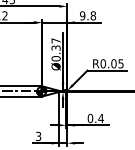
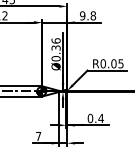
text: Ø0.37 -> Ø0.36 (55, 40)
text: 3 -> 7 (38, 136)
